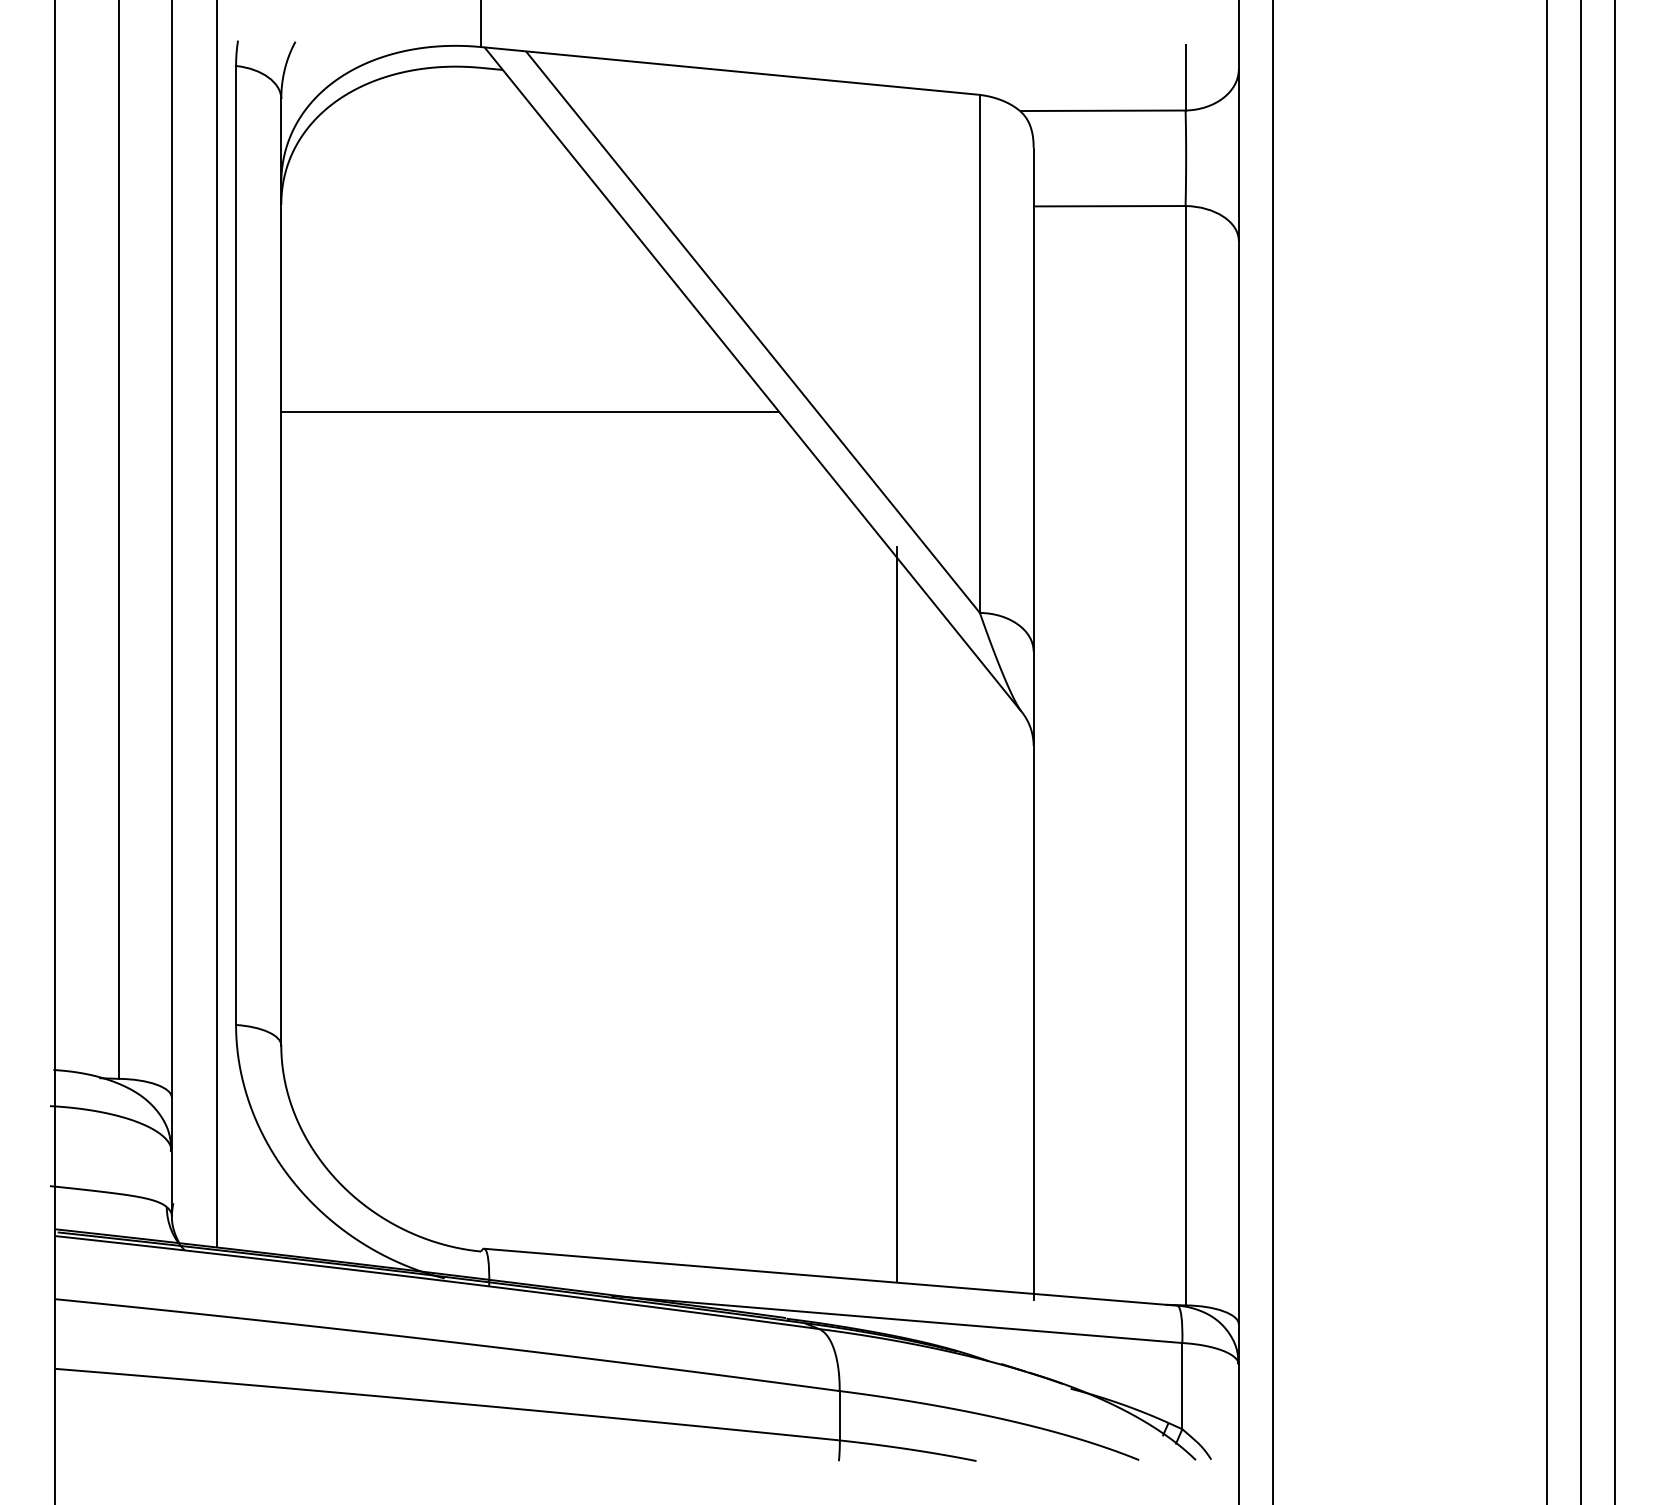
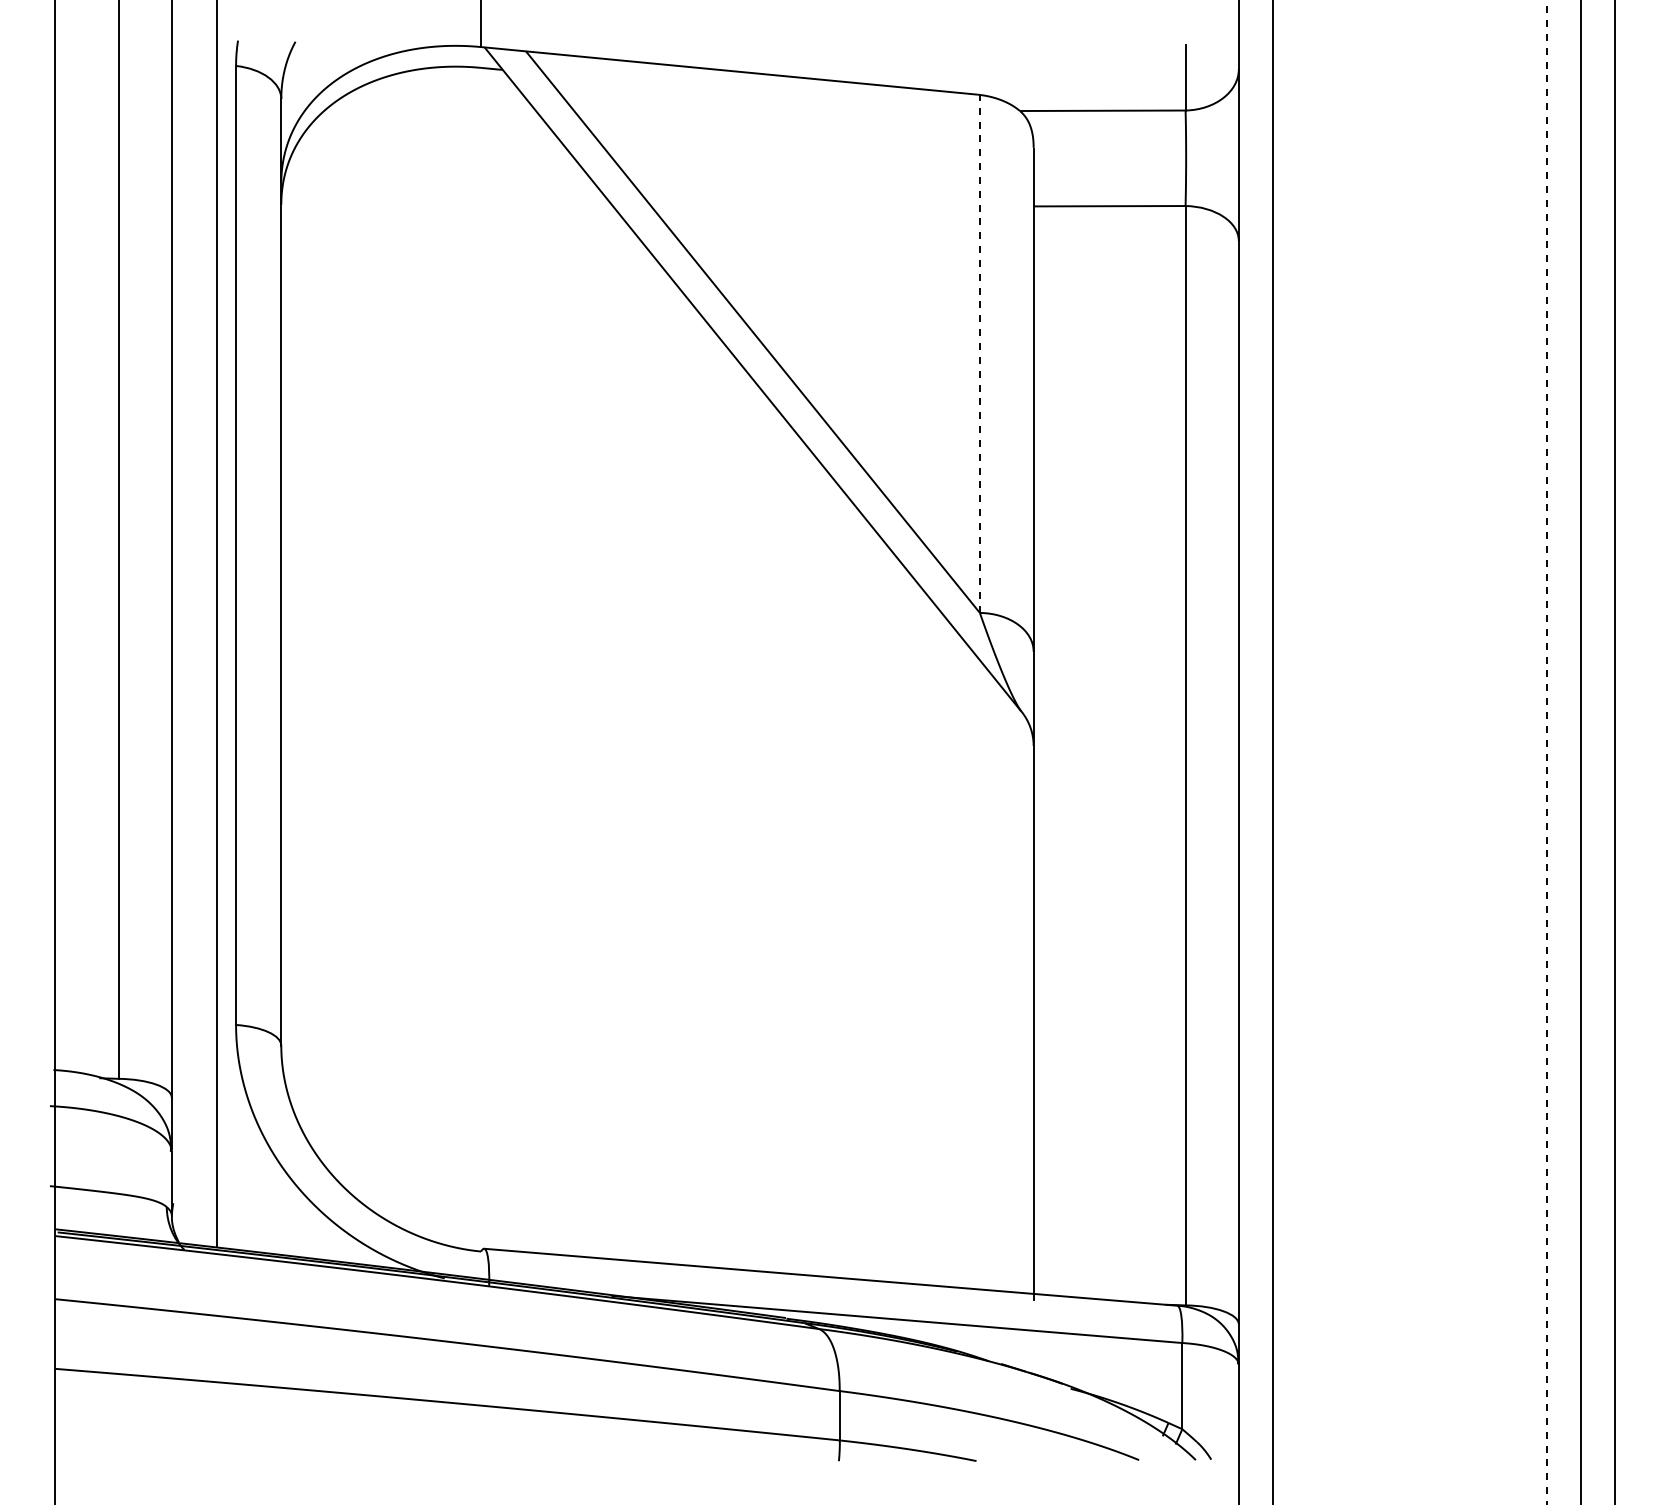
line: solid -> dashed (979, 354)
line: present -> none (530, 411)
line: solid -> dashed (1546, 752)
line: present -> none (896, 913)
